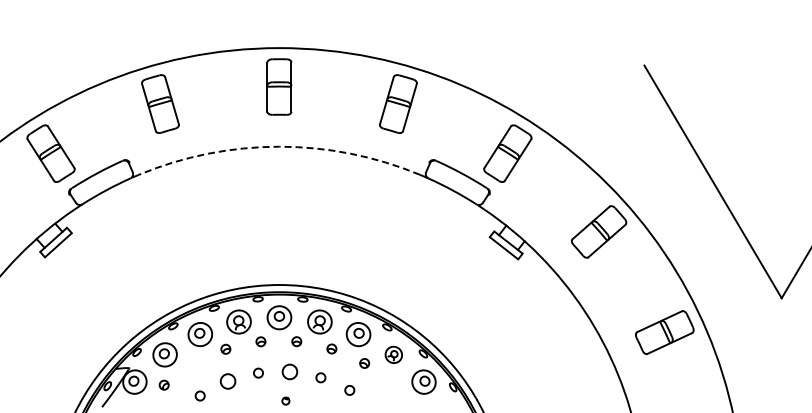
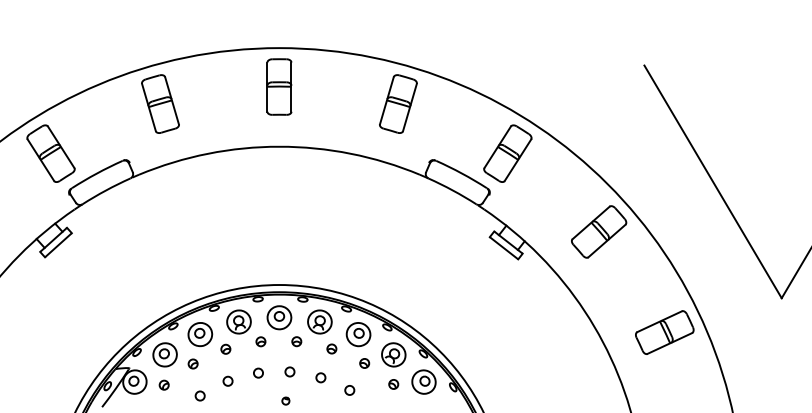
arc: dashed -> solid (279, 146)
part size: 19x19 px -> 26x26 px (393, 354)
part: none -> present (192, 363)
circle size: 18x18 px -> 12x12 px (289, 371)
circle size: 18x17 px -> 12x12 px (227, 380)
part: none -> present (393, 384)
